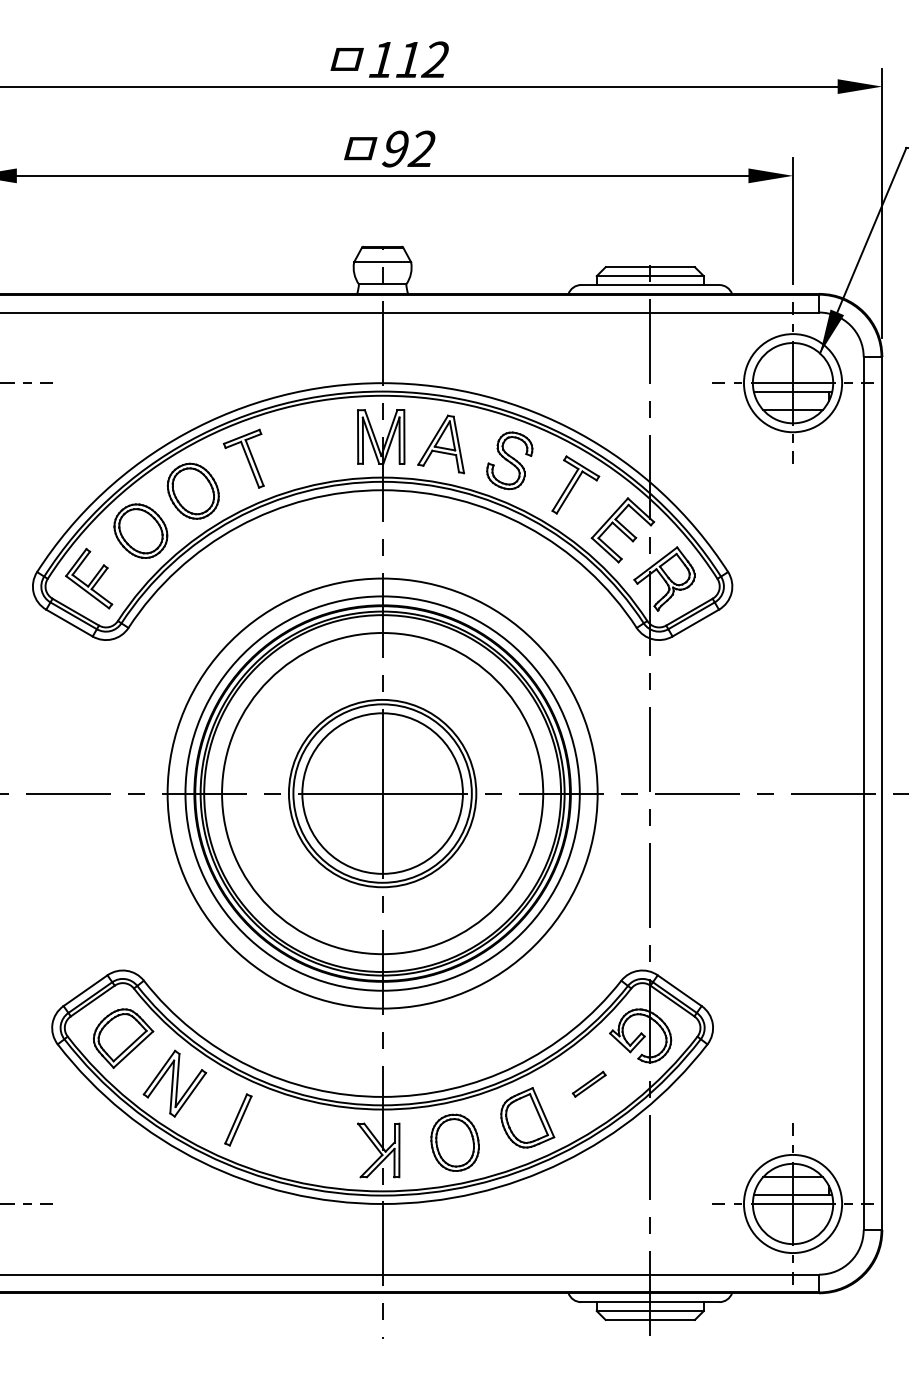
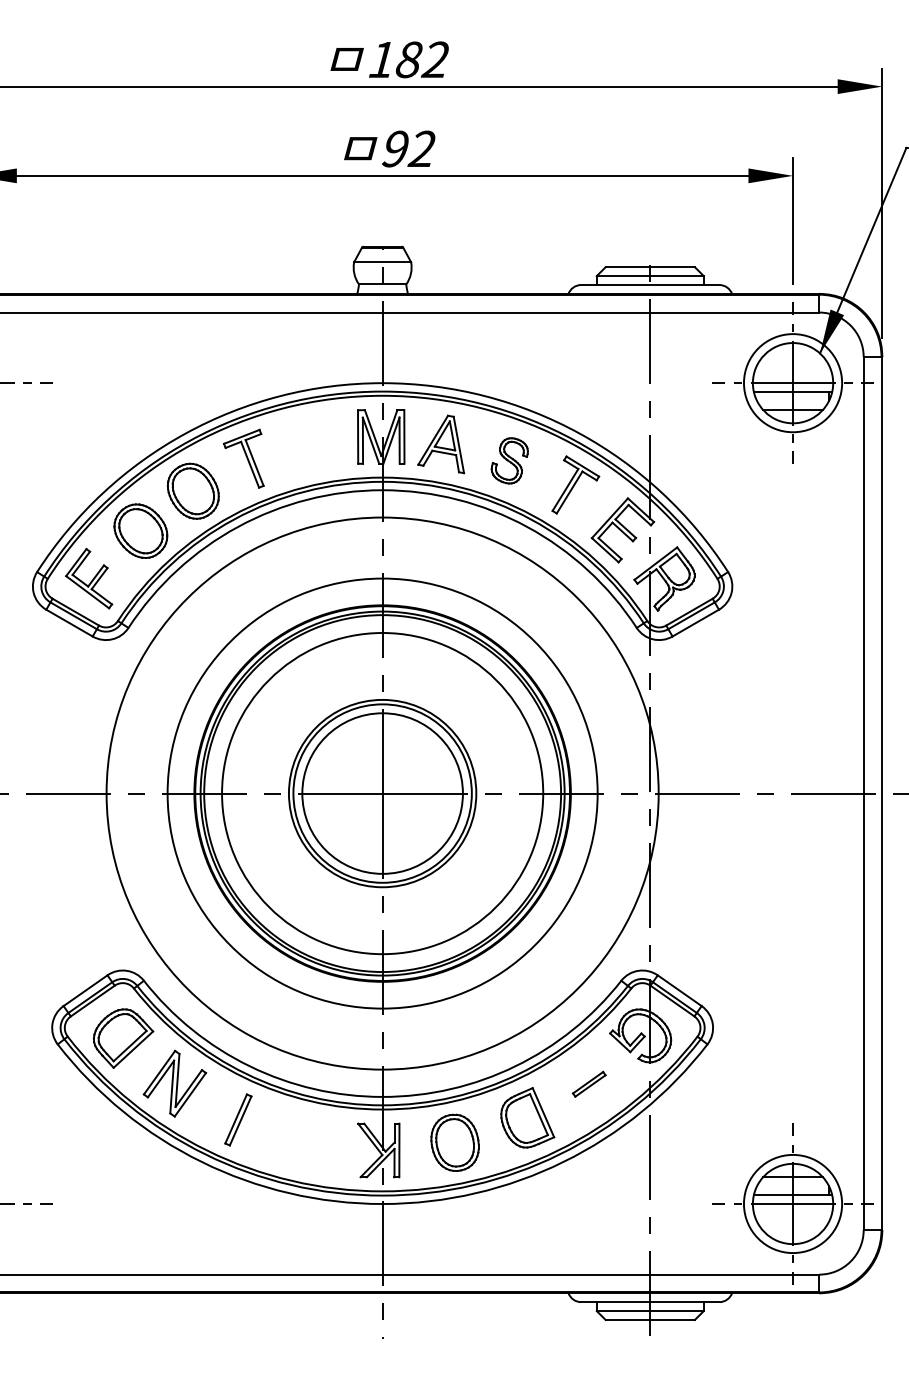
text: 112 -> 182 (408, 59)
part size: 48x60 px -> 39x48 px (509, 460)
circle diameter: 394 px -> 552 px (382, 793)
